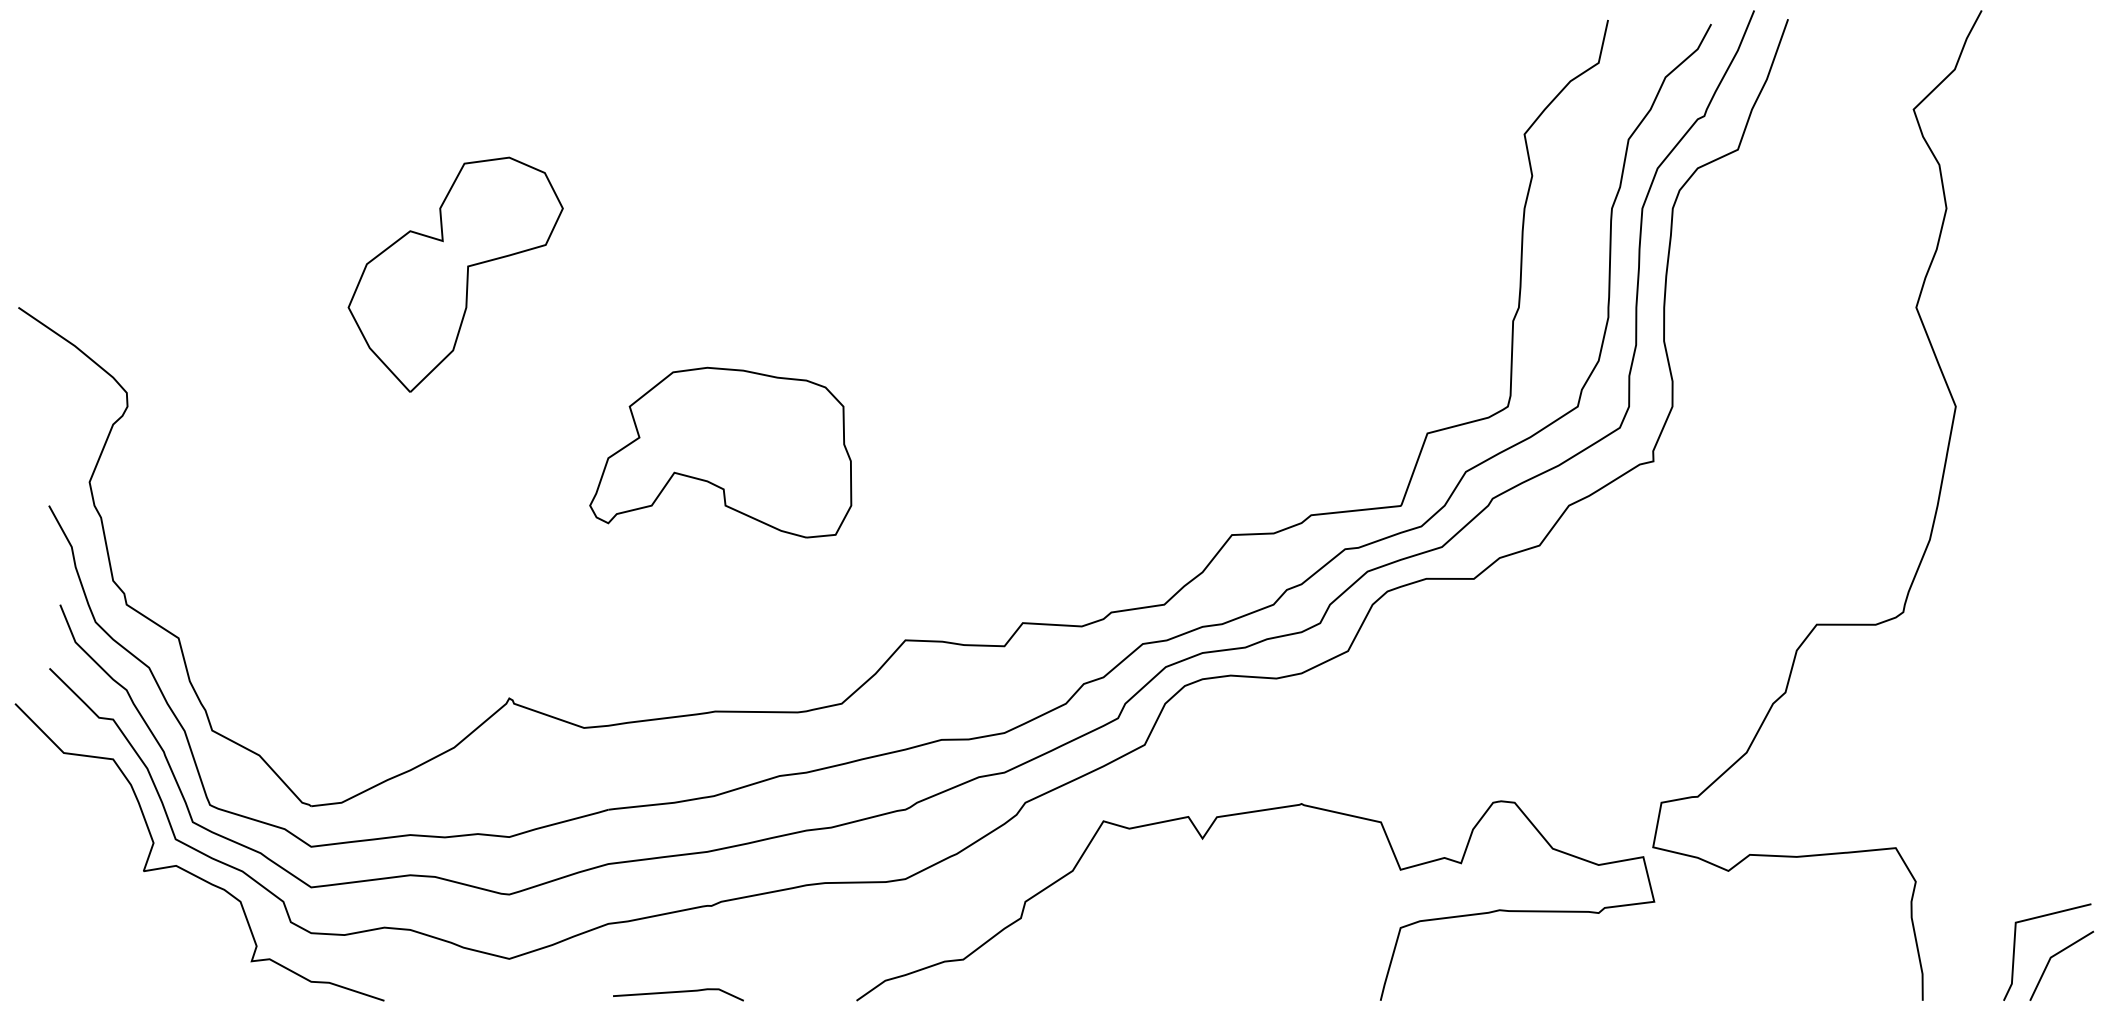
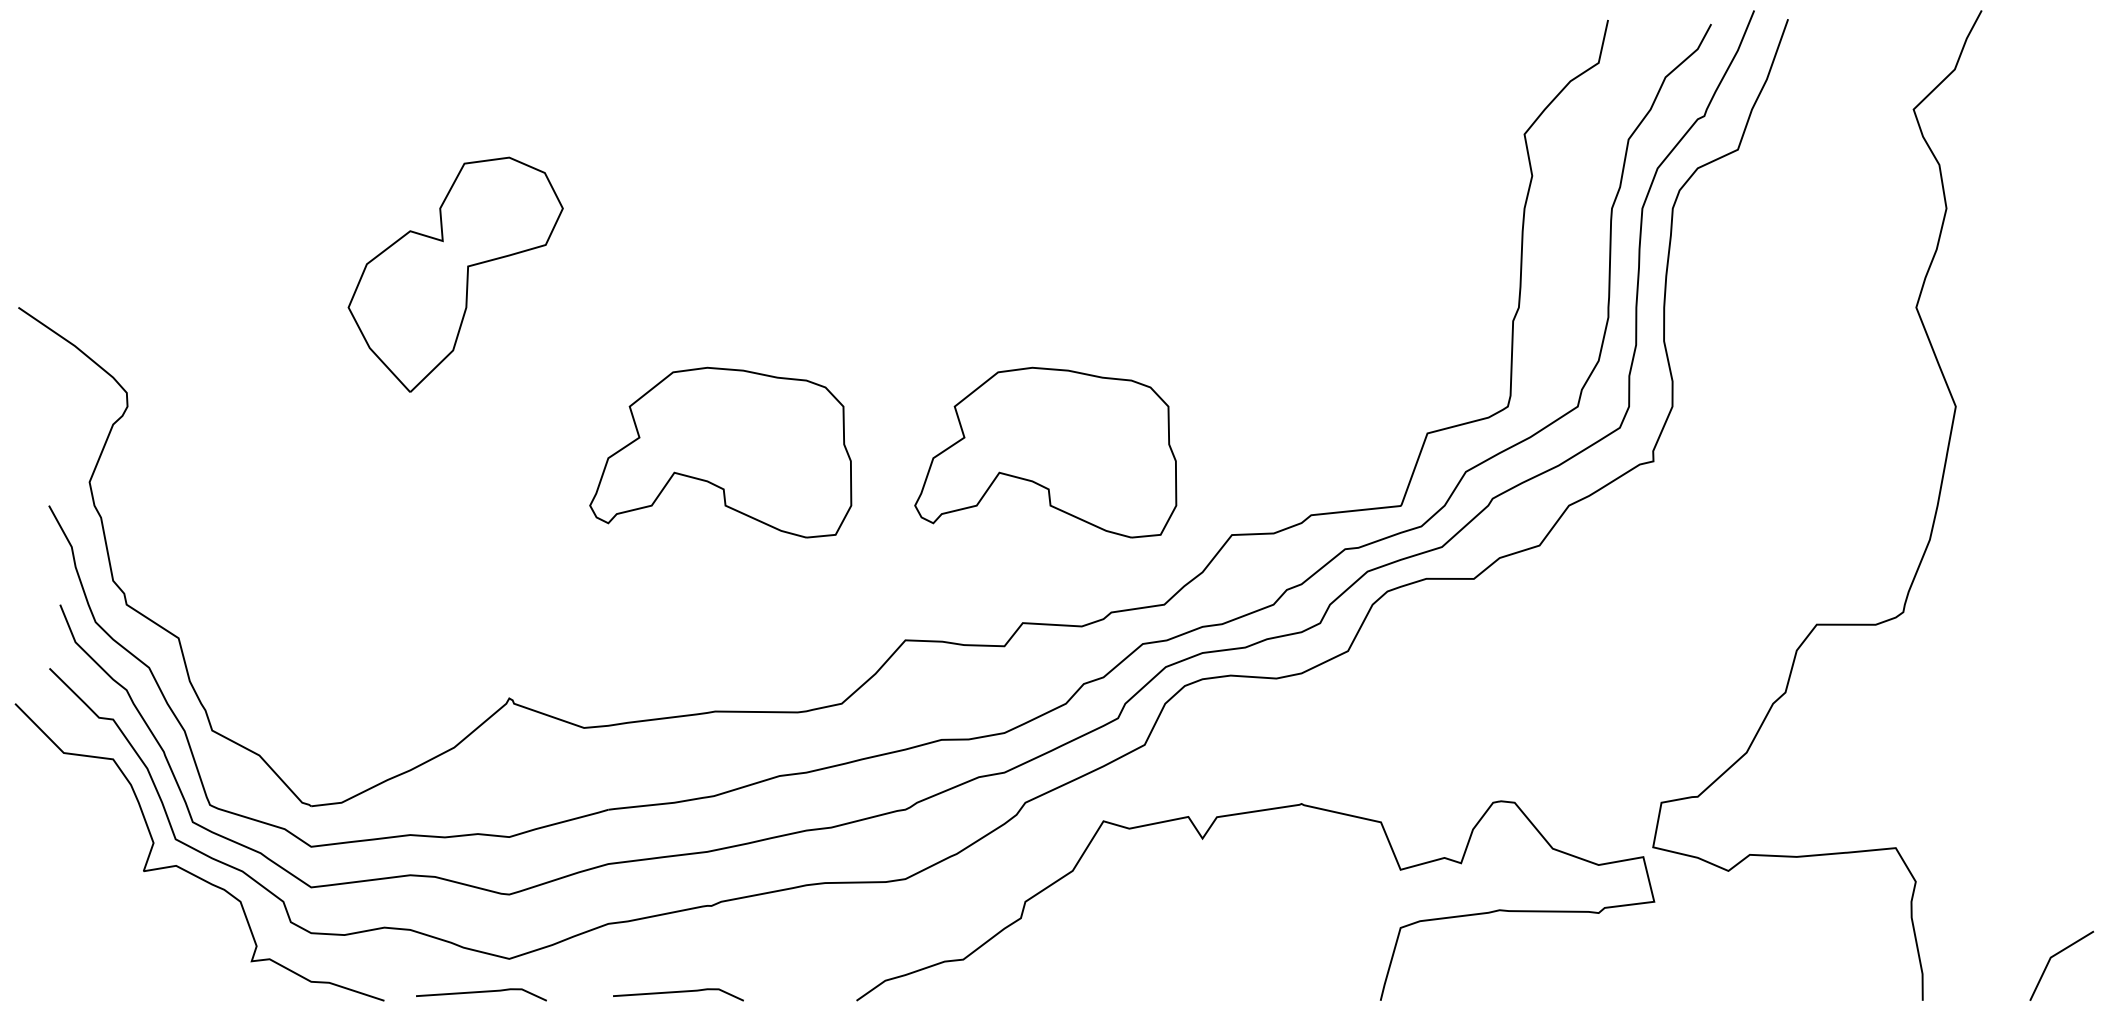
part: none -> present (1045, 452)
line: present -> none (2015, 947)
line: none -> present (481, 992)
